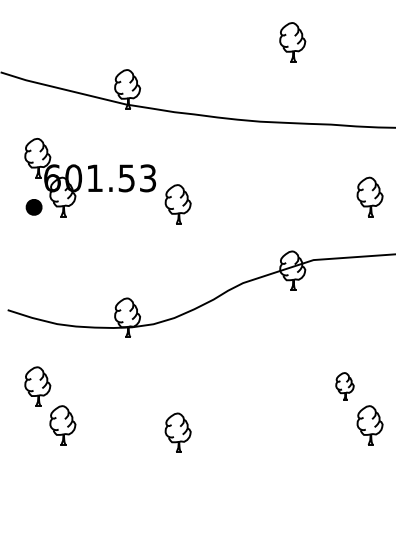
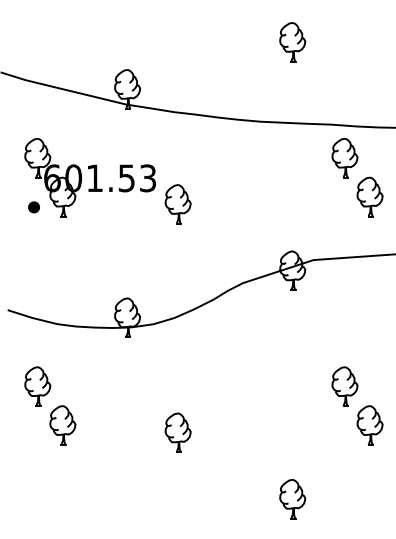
part: none -> present (344, 158)
part size: 18x17 px -> 12x13 px (33, 207)
part size: 20x29 px -> 28x41 px (344, 386)
part: none -> present (292, 499)
